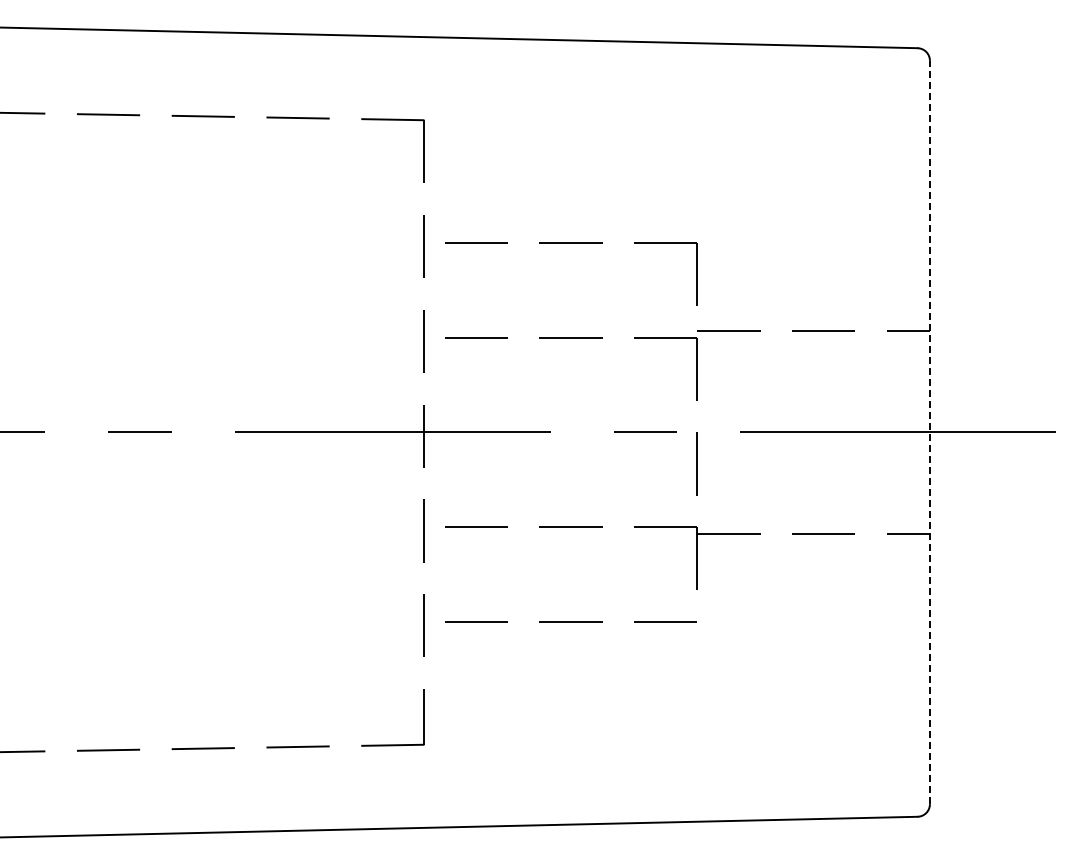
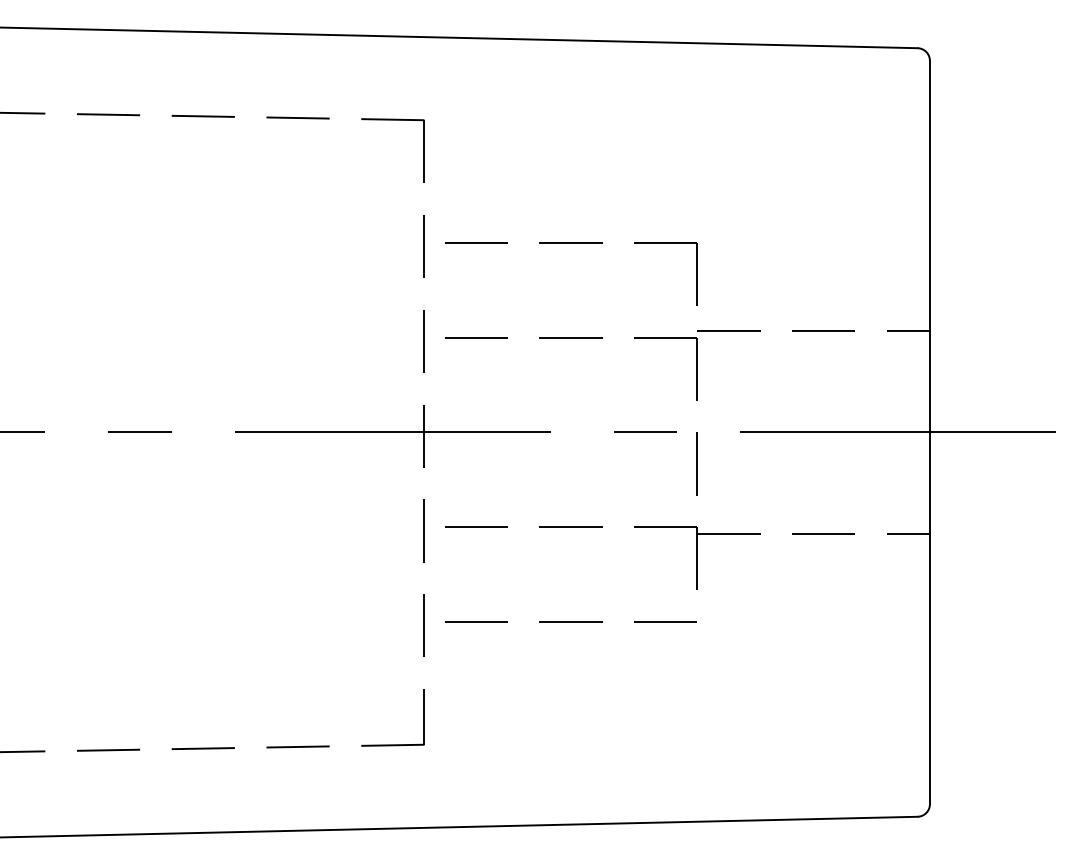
line: dashed -> solid (929, 432)
